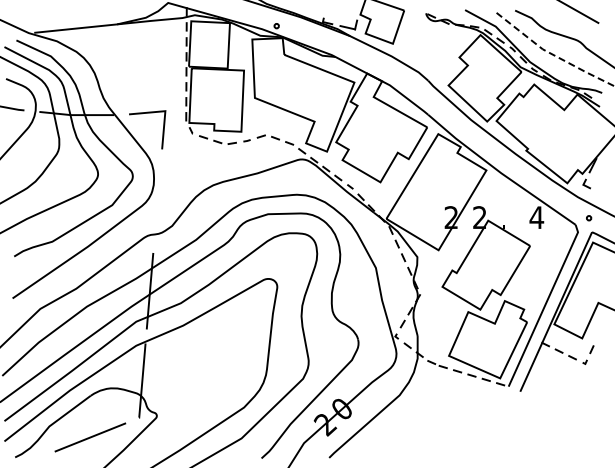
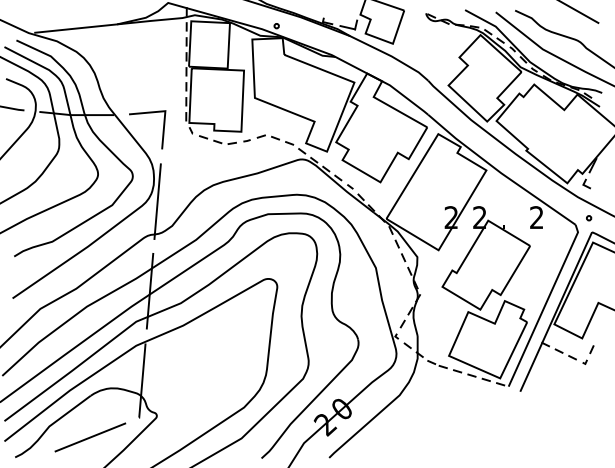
line: dashed -> solid (552, 54)
line: none -> present (157, 201)
text: 4 -> 2 (536, 217)
